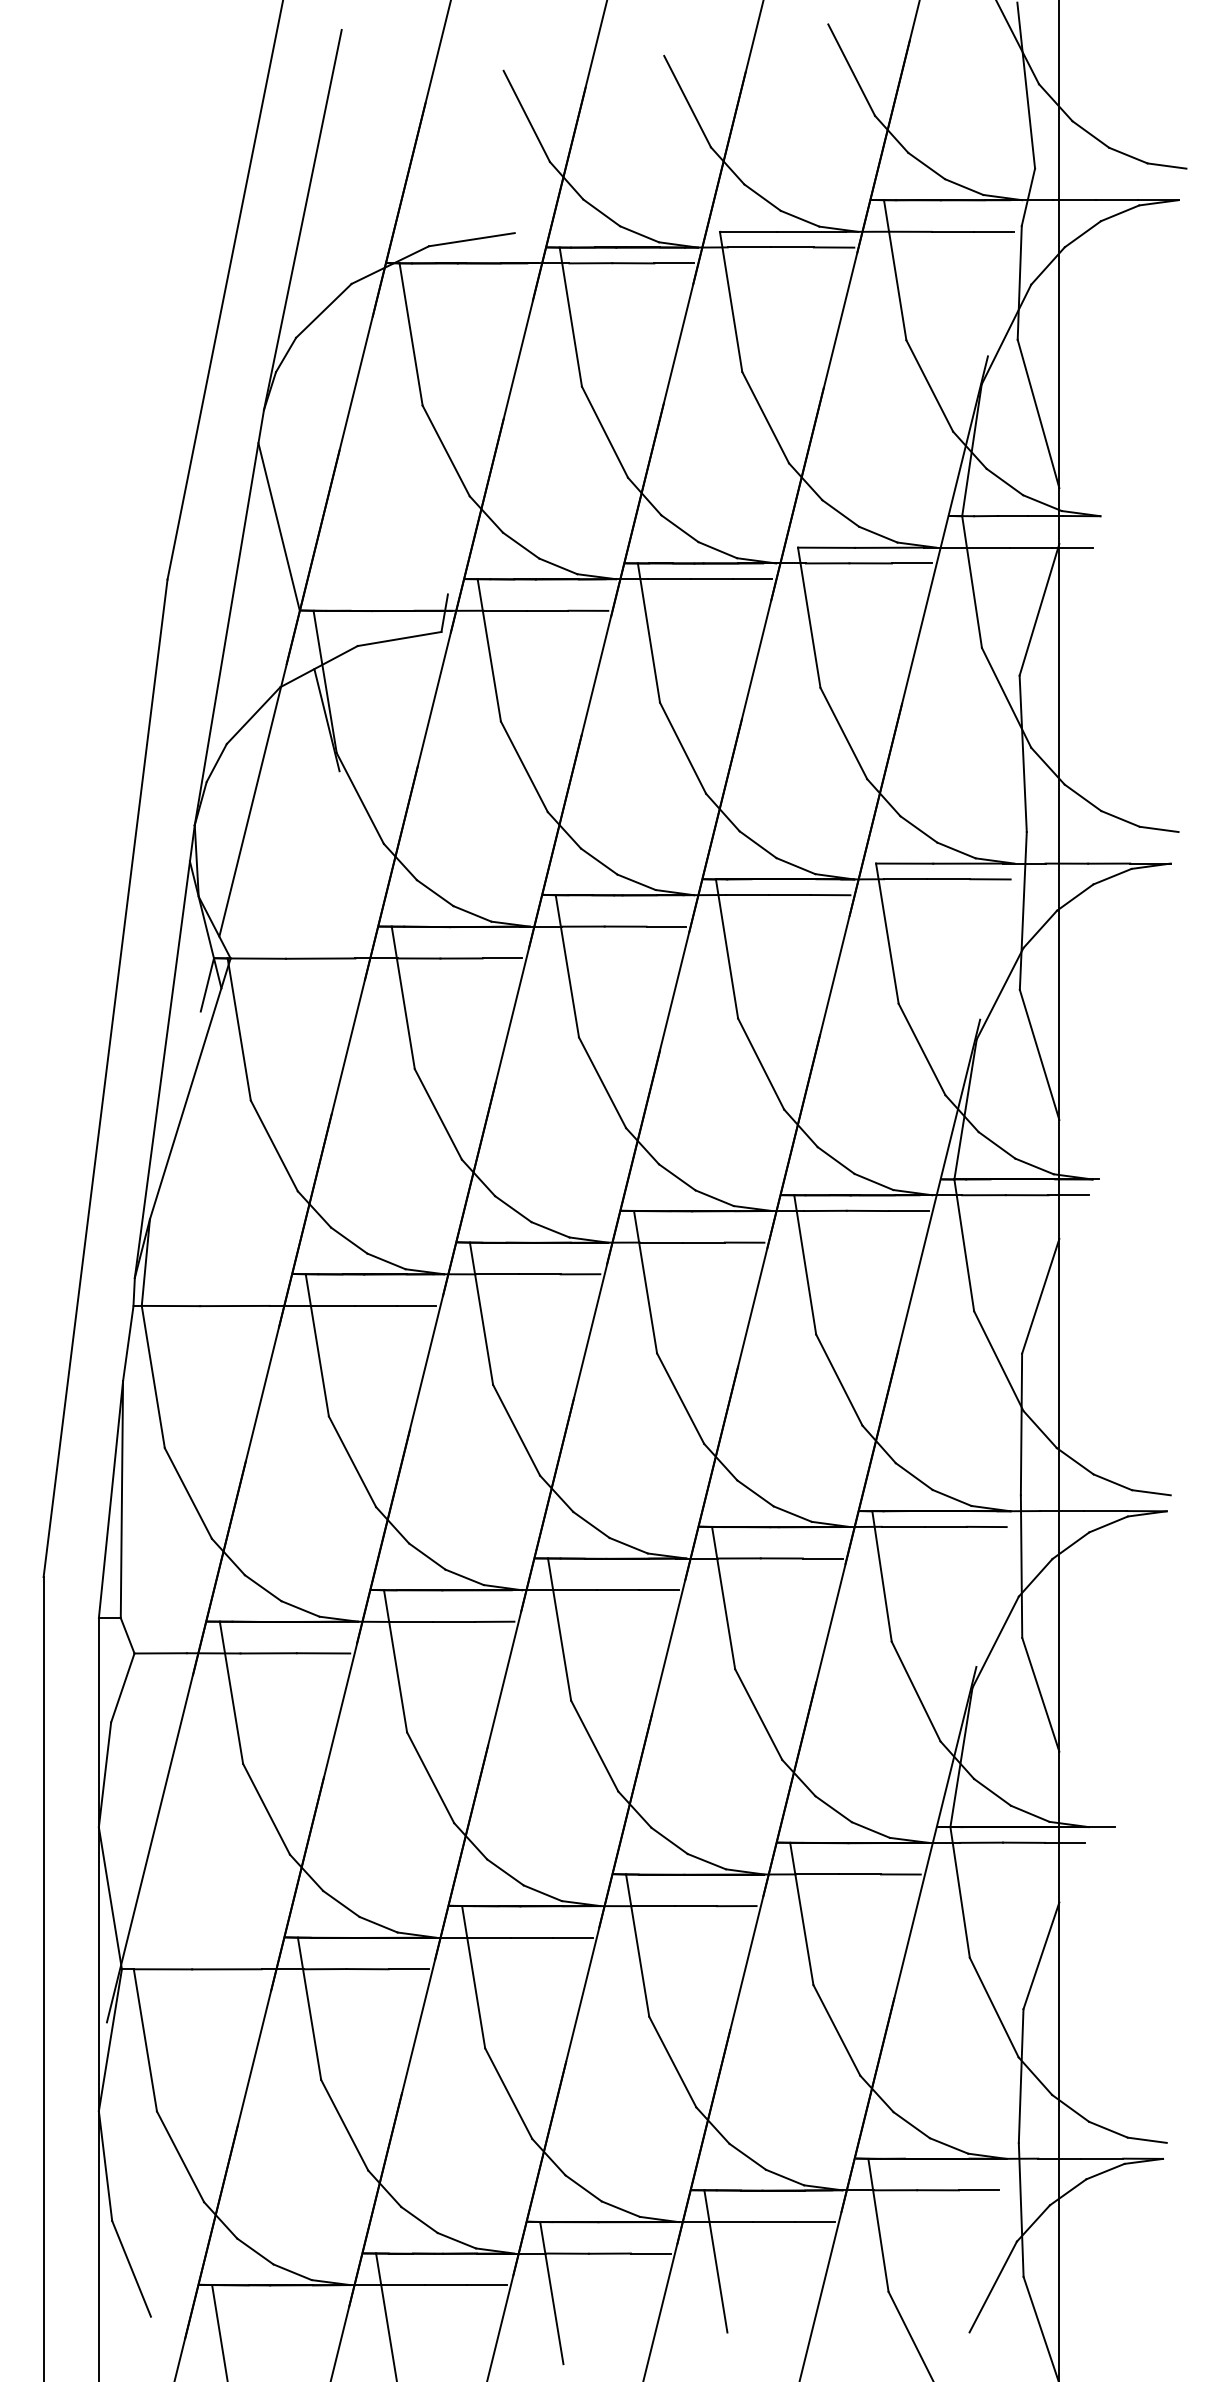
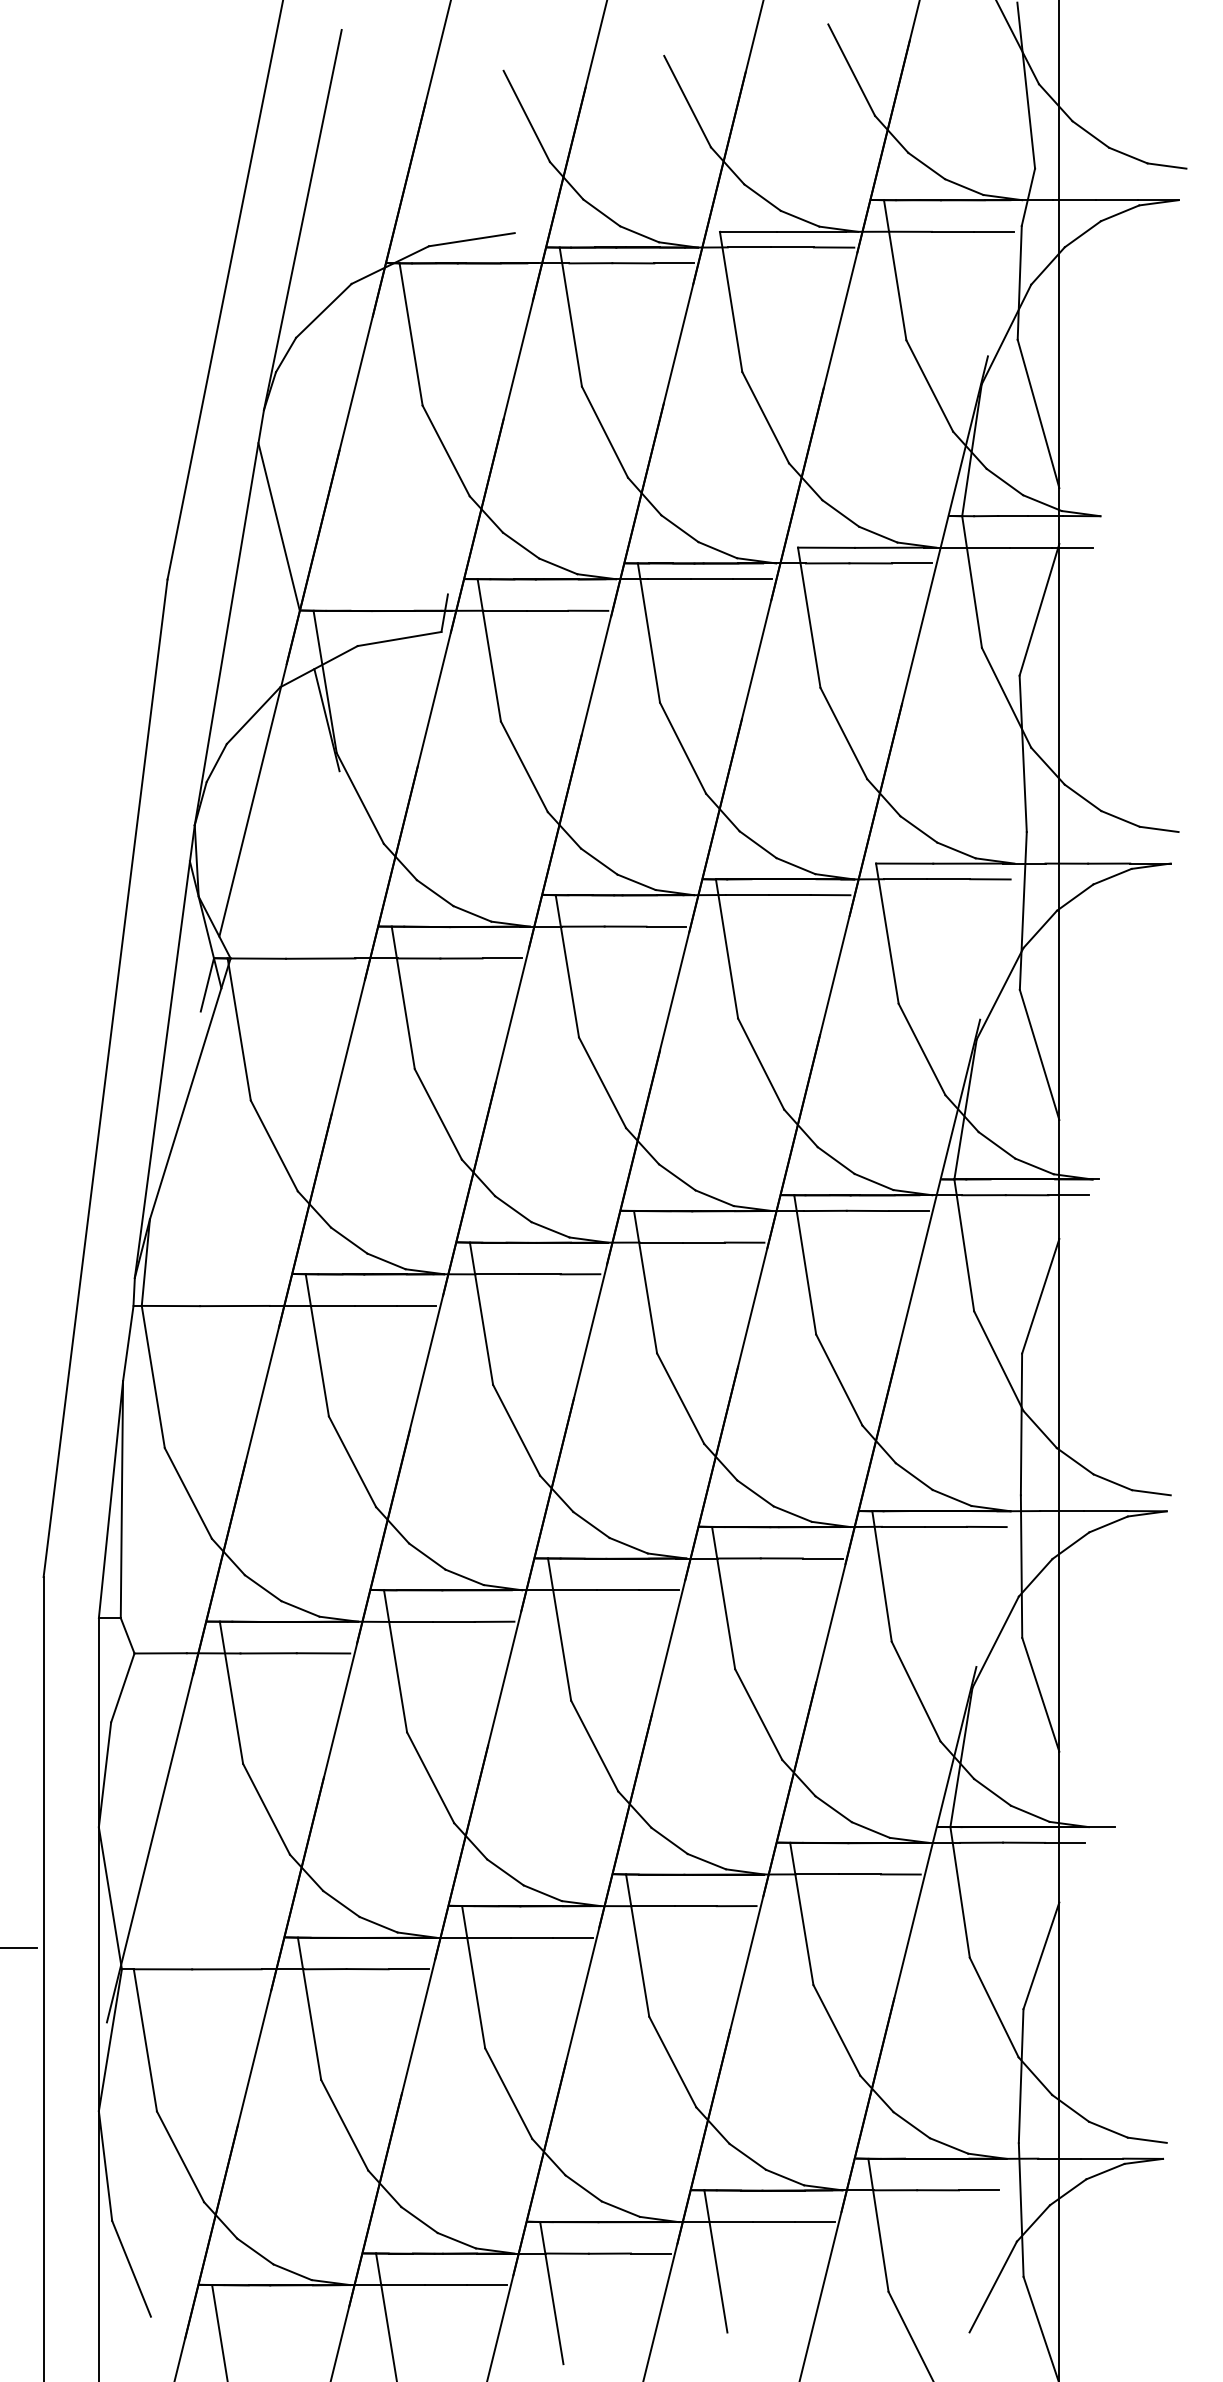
line: none -> present (19, 1948)
